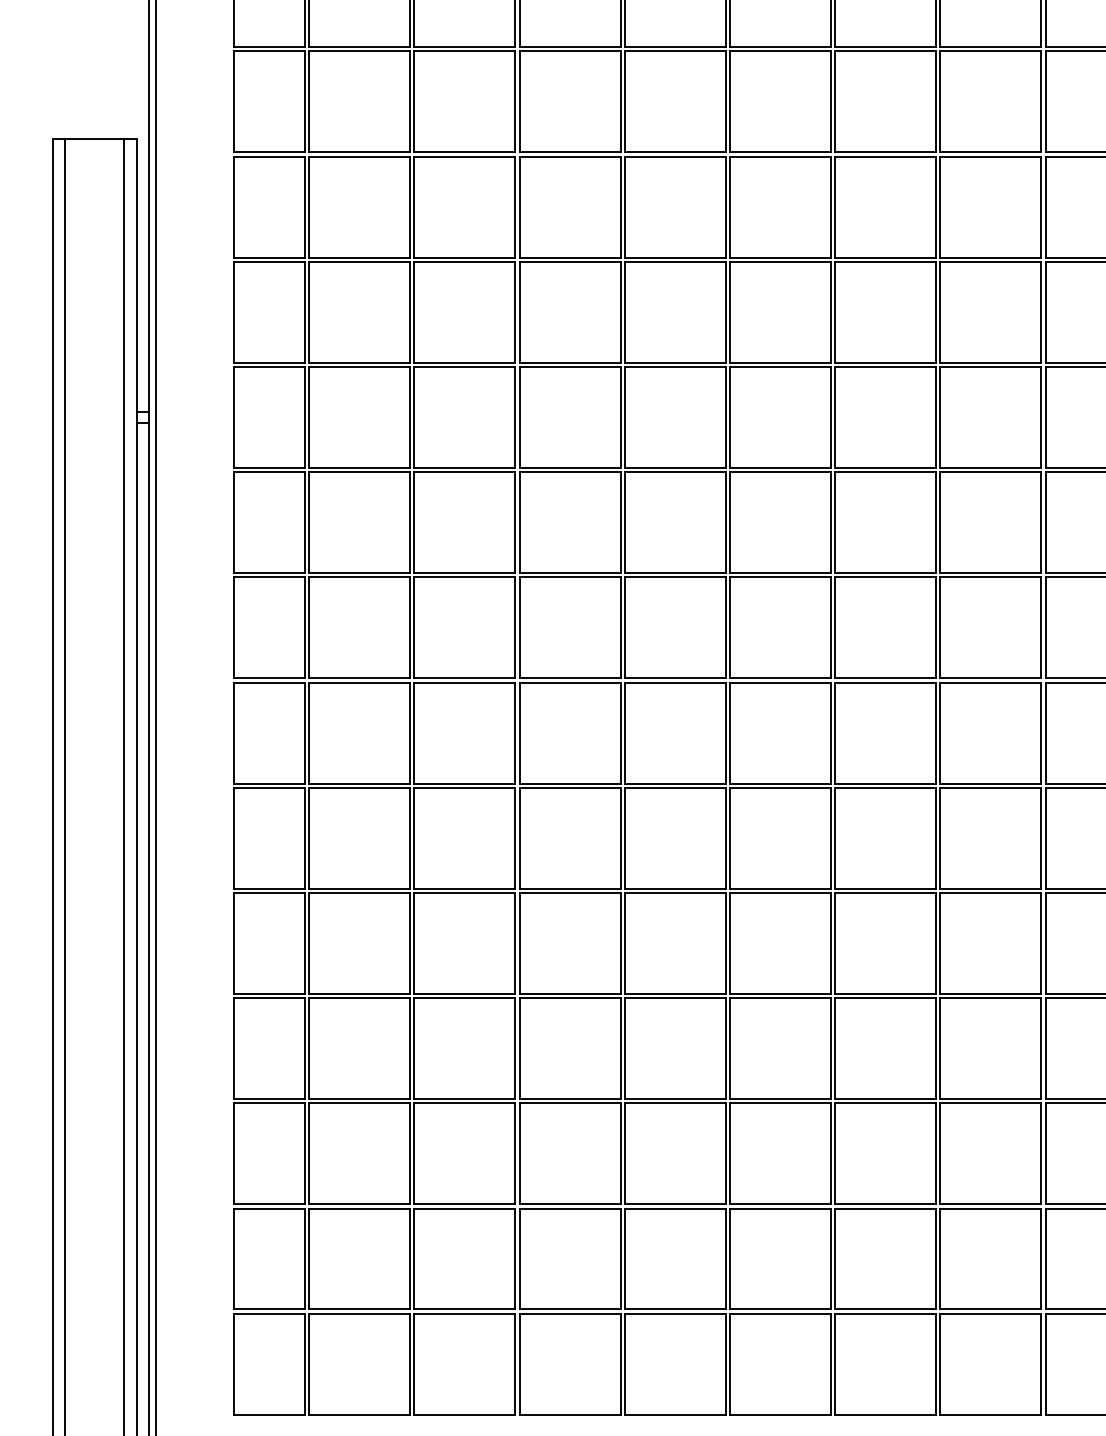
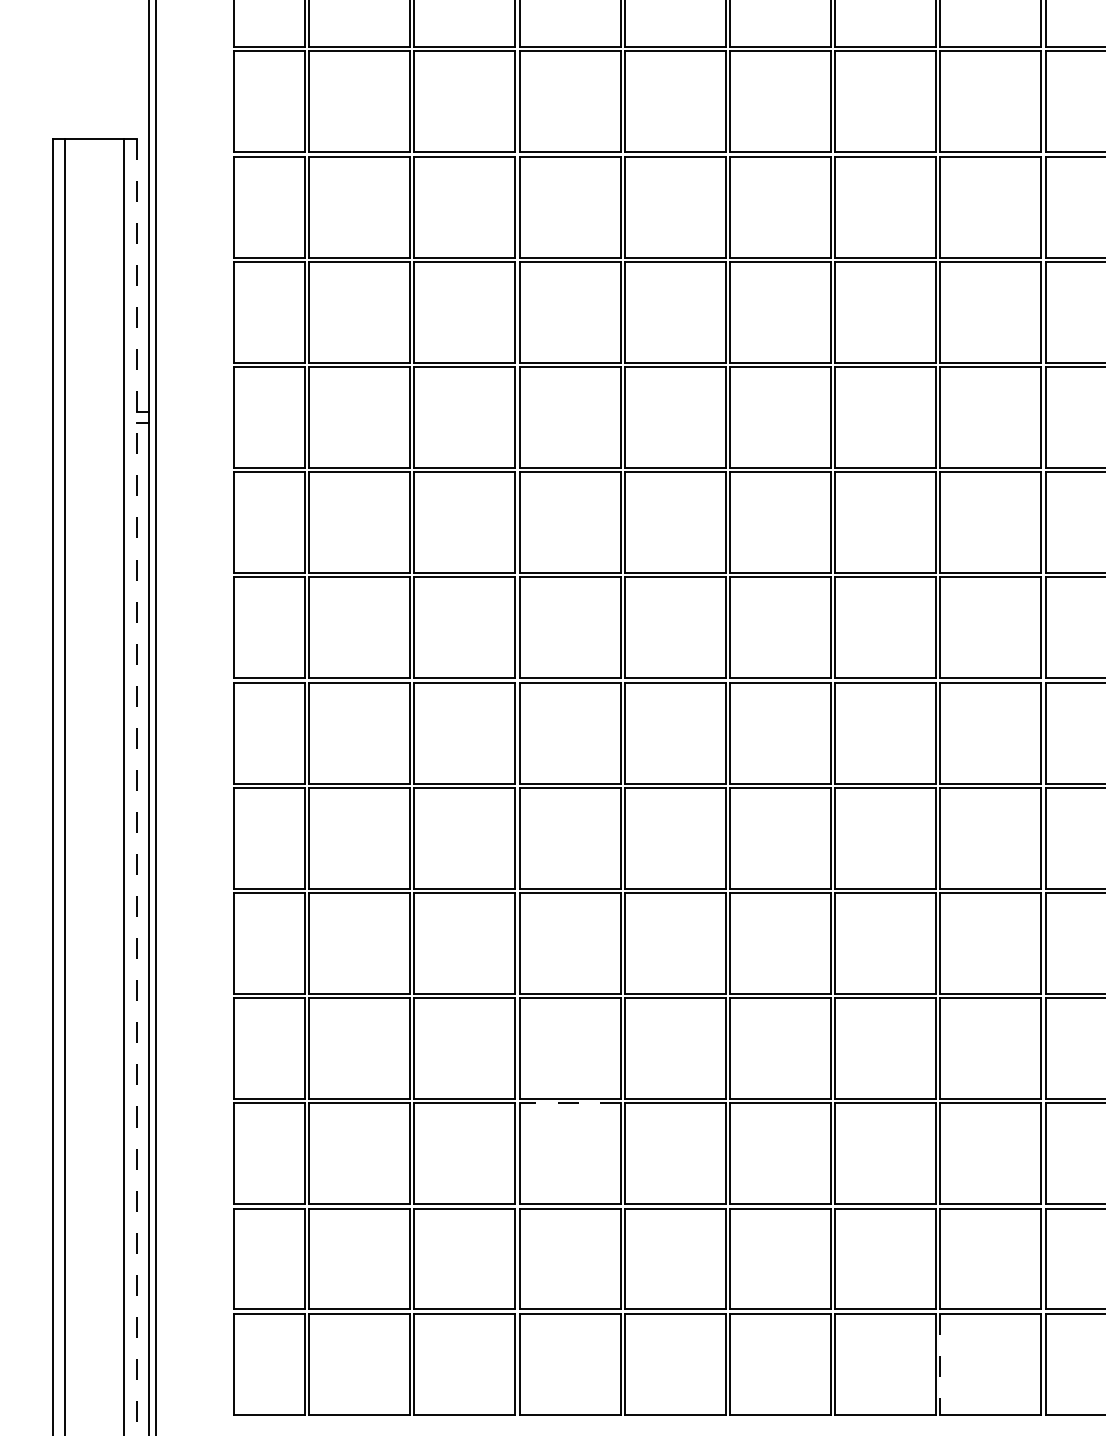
line: solid -> dashed (136, 787)
line: solid -> dashed (569, 1103)
line: solid -> dashed (940, 1364)
